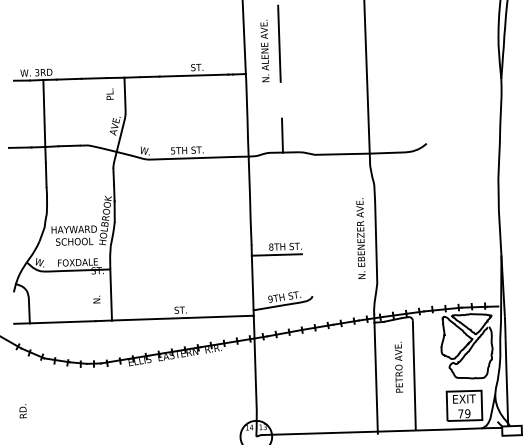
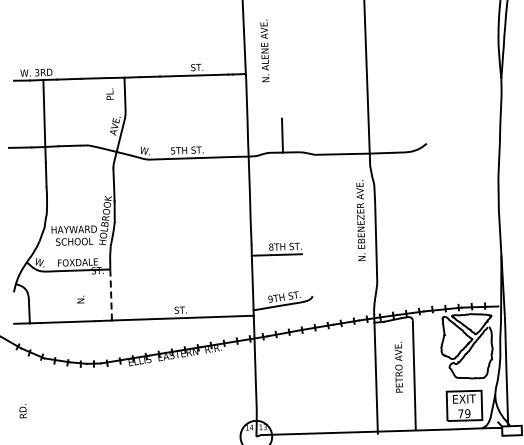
line: present -> none (279, 43)
text position: (360, 238) -> (360, 220) (360, 220)
line: solid -> dashed (111, 294)
text position: (96, 299) -> (80, 299) (80, 299)
